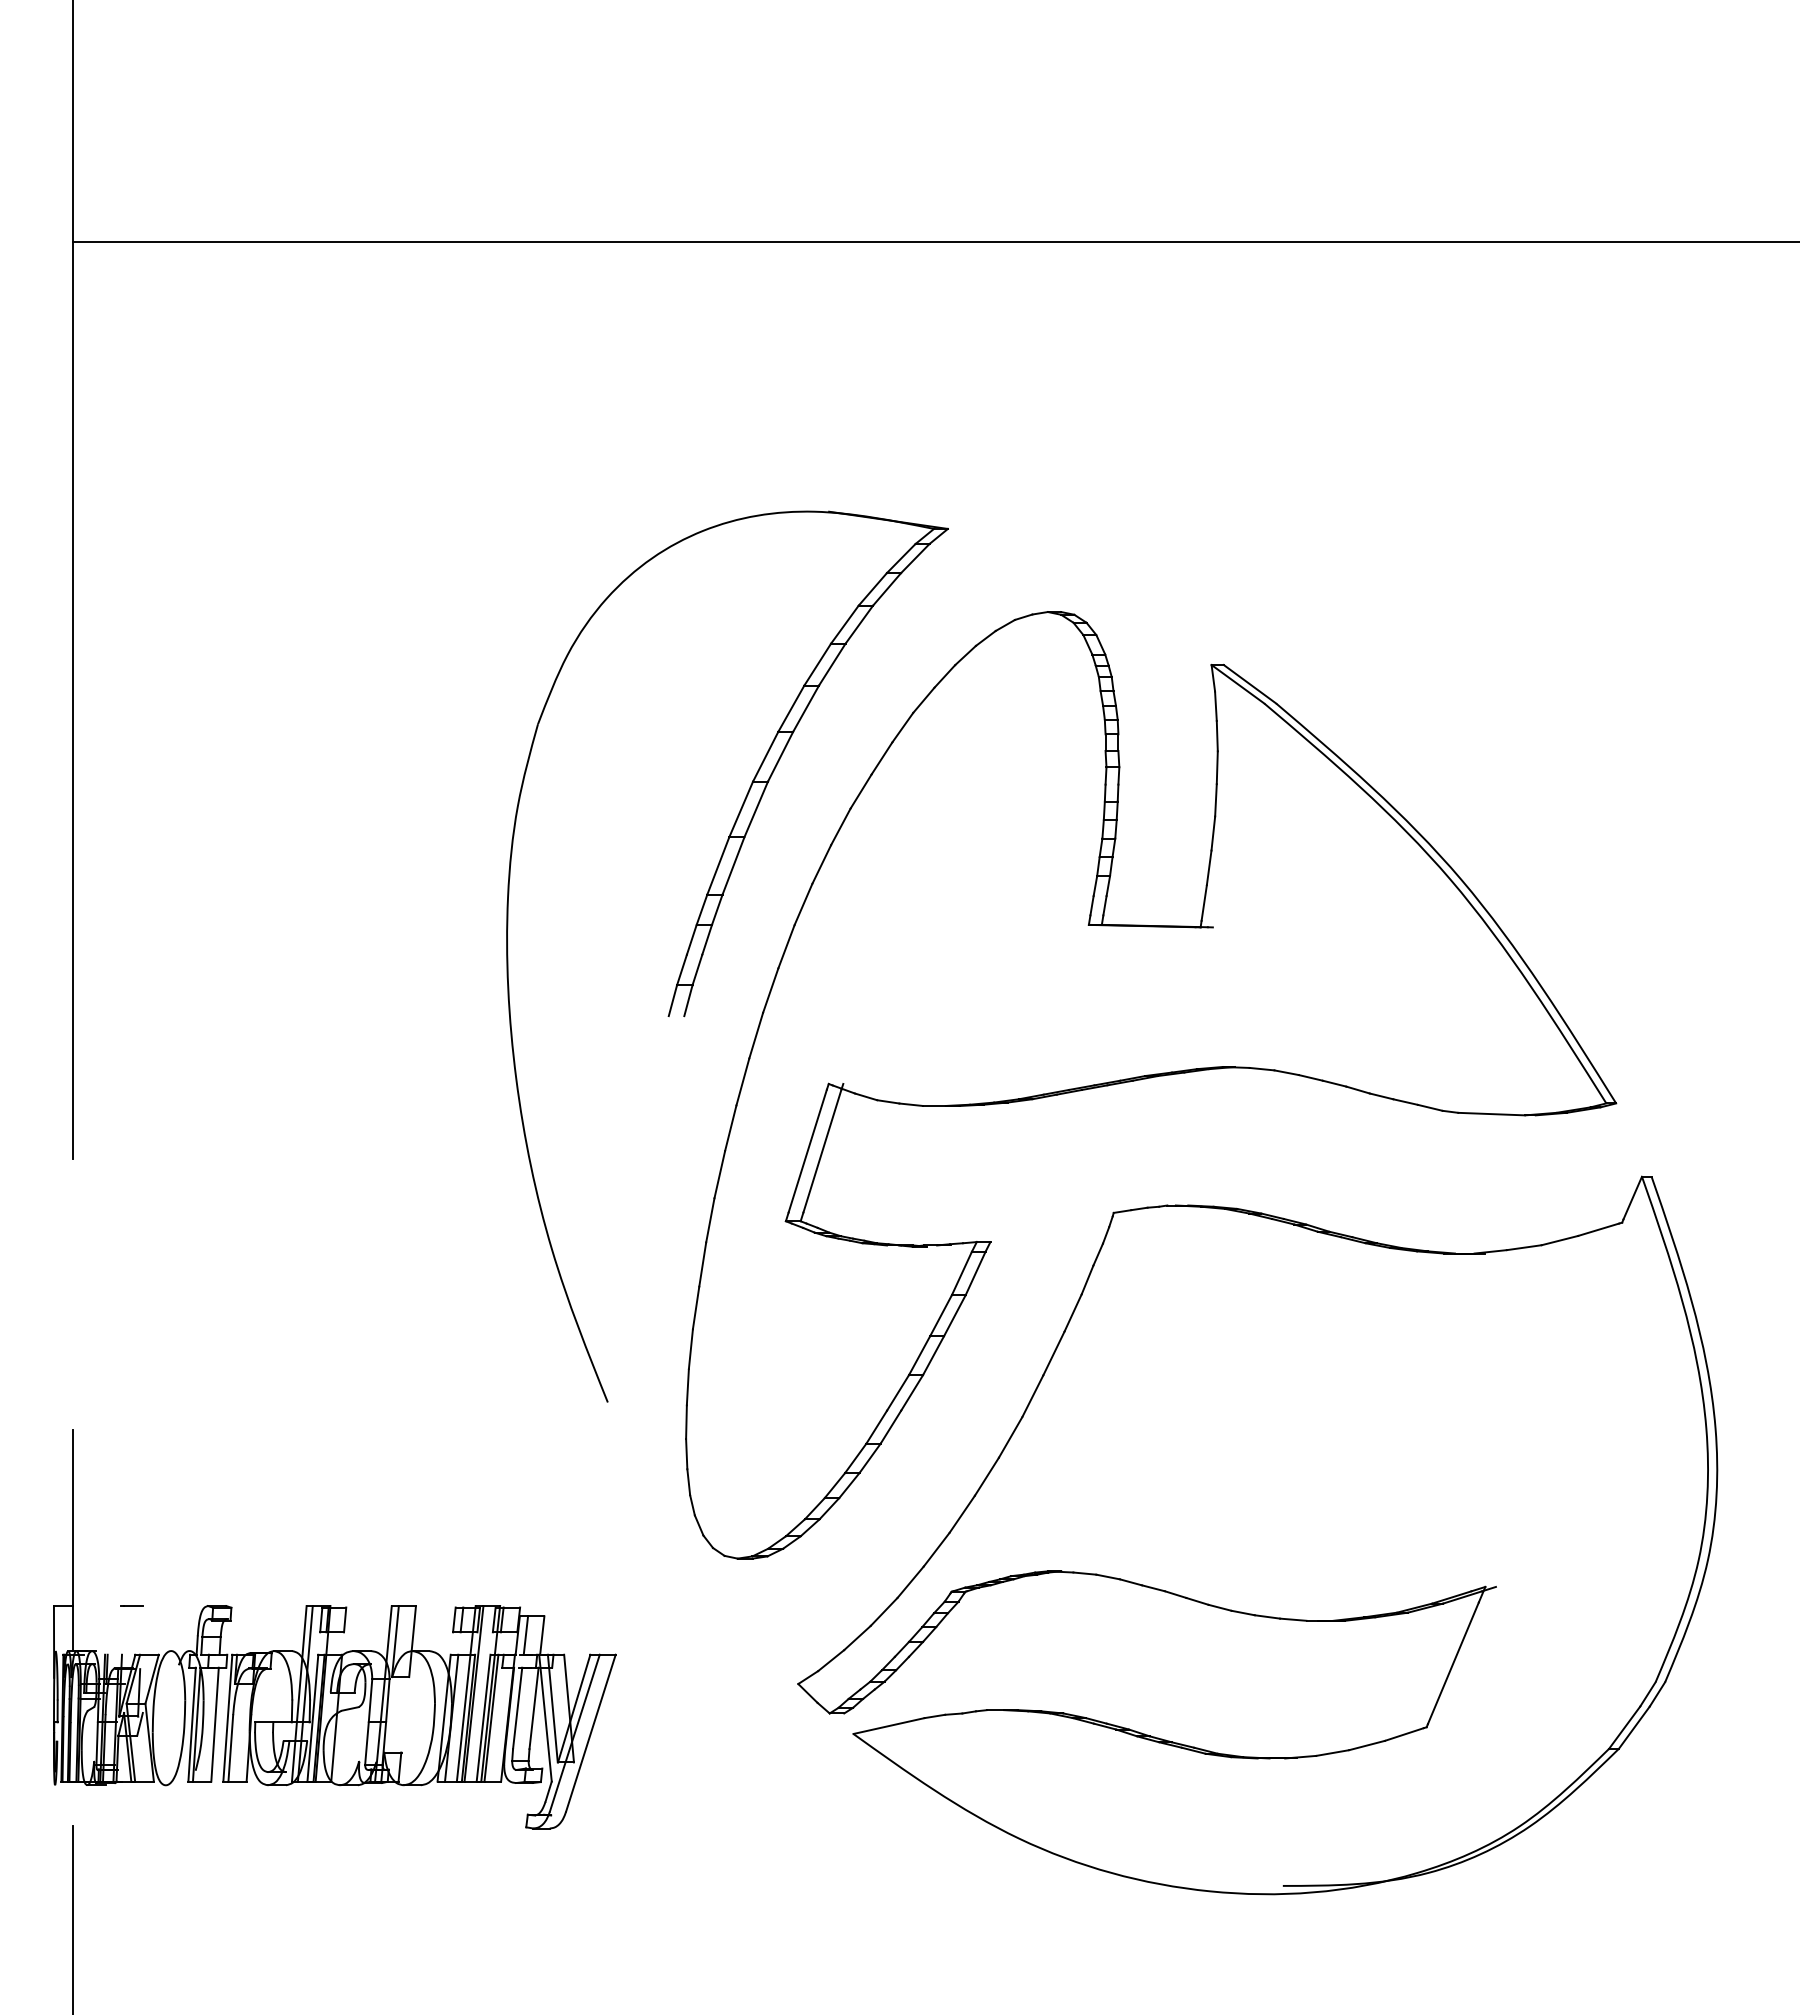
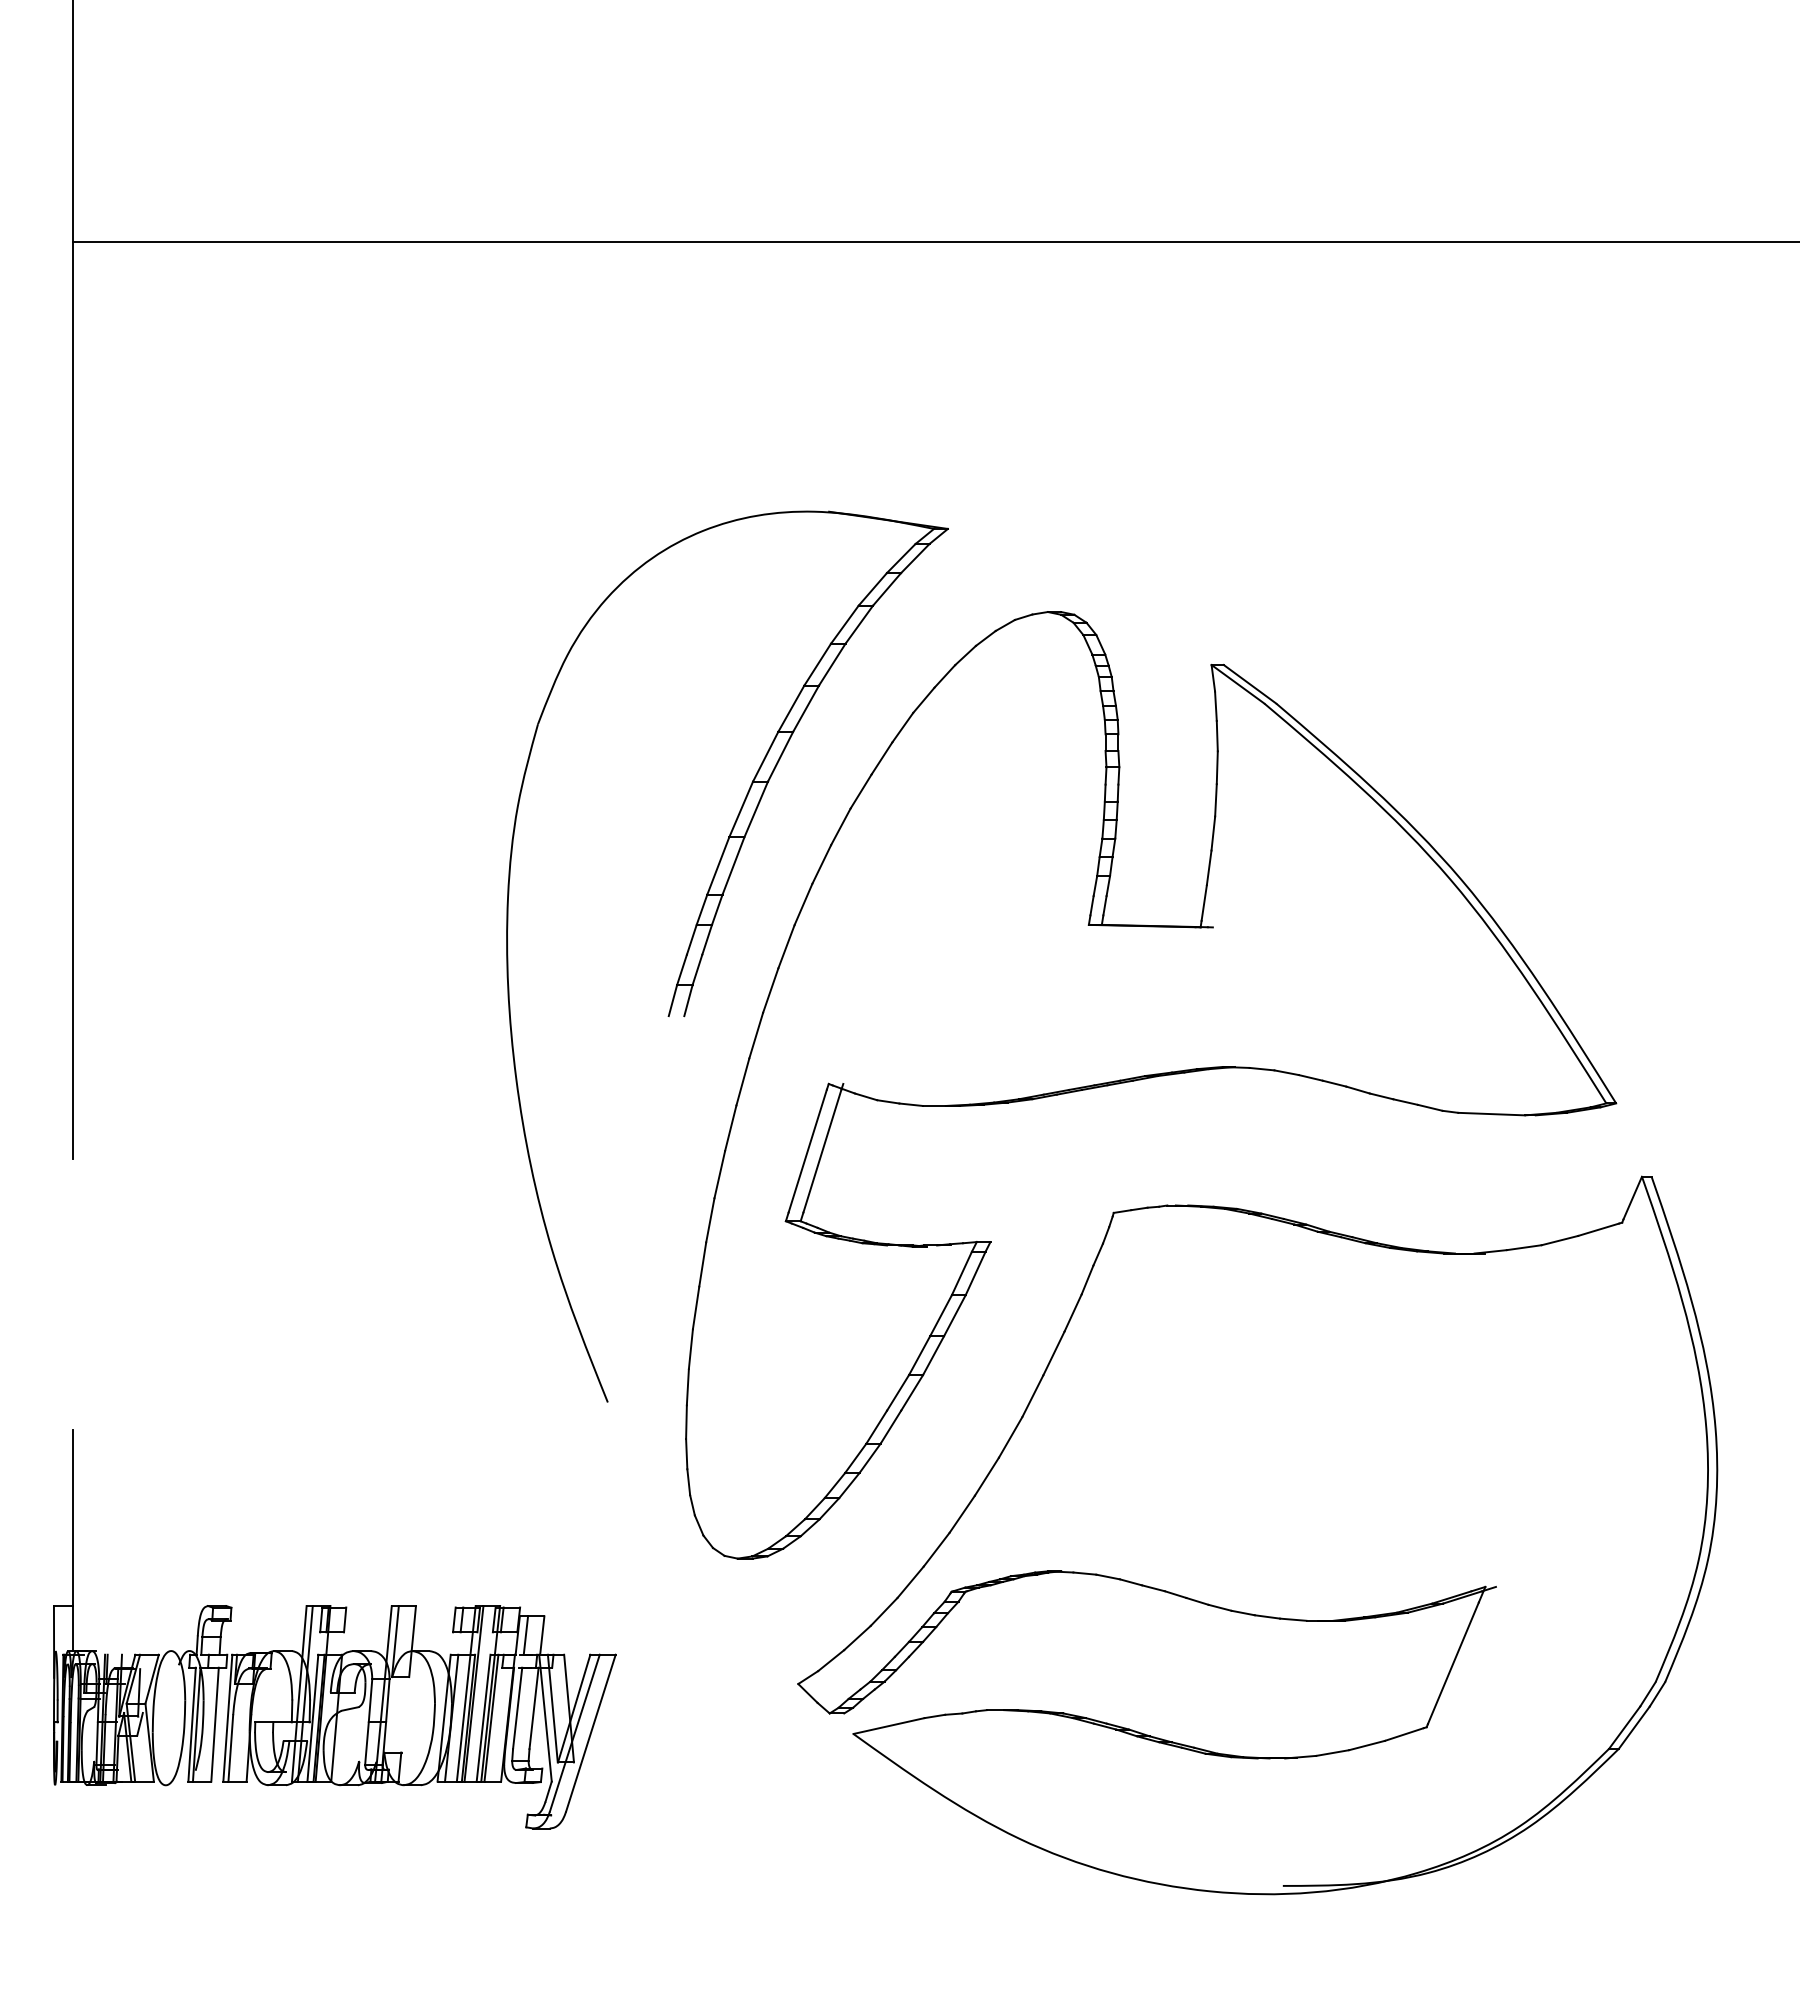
line: present -> none (131, 1605)
line: present -> none (72, 1918)
